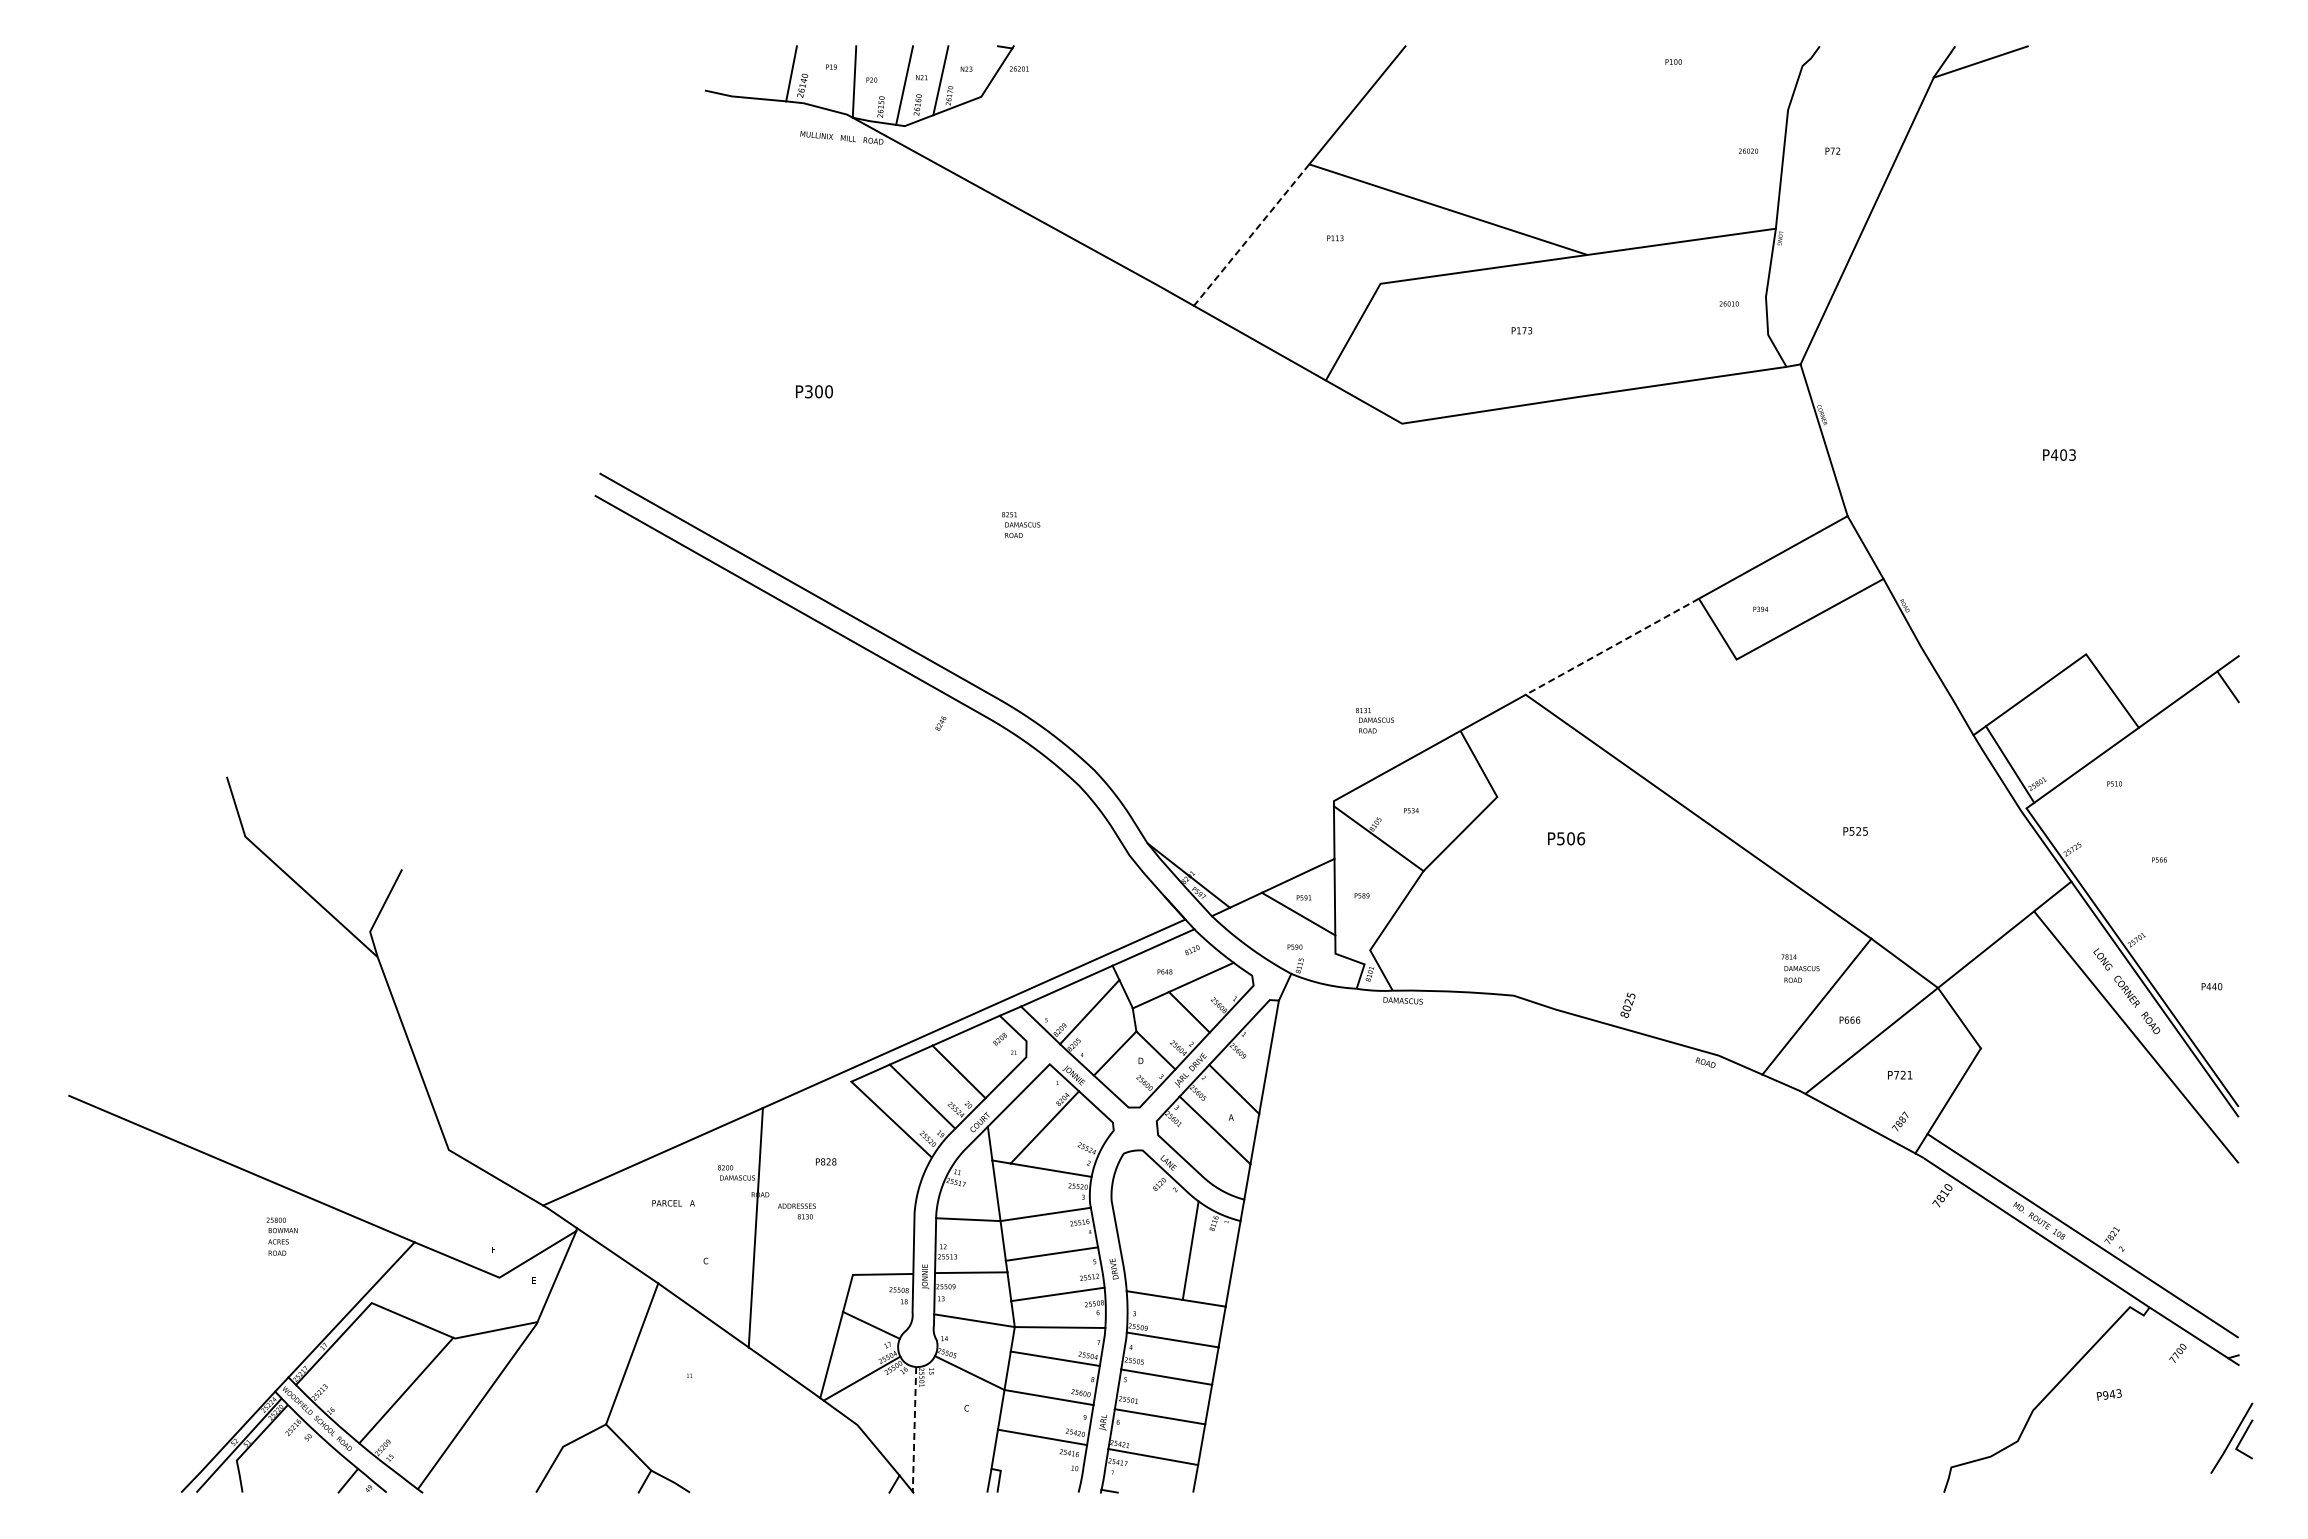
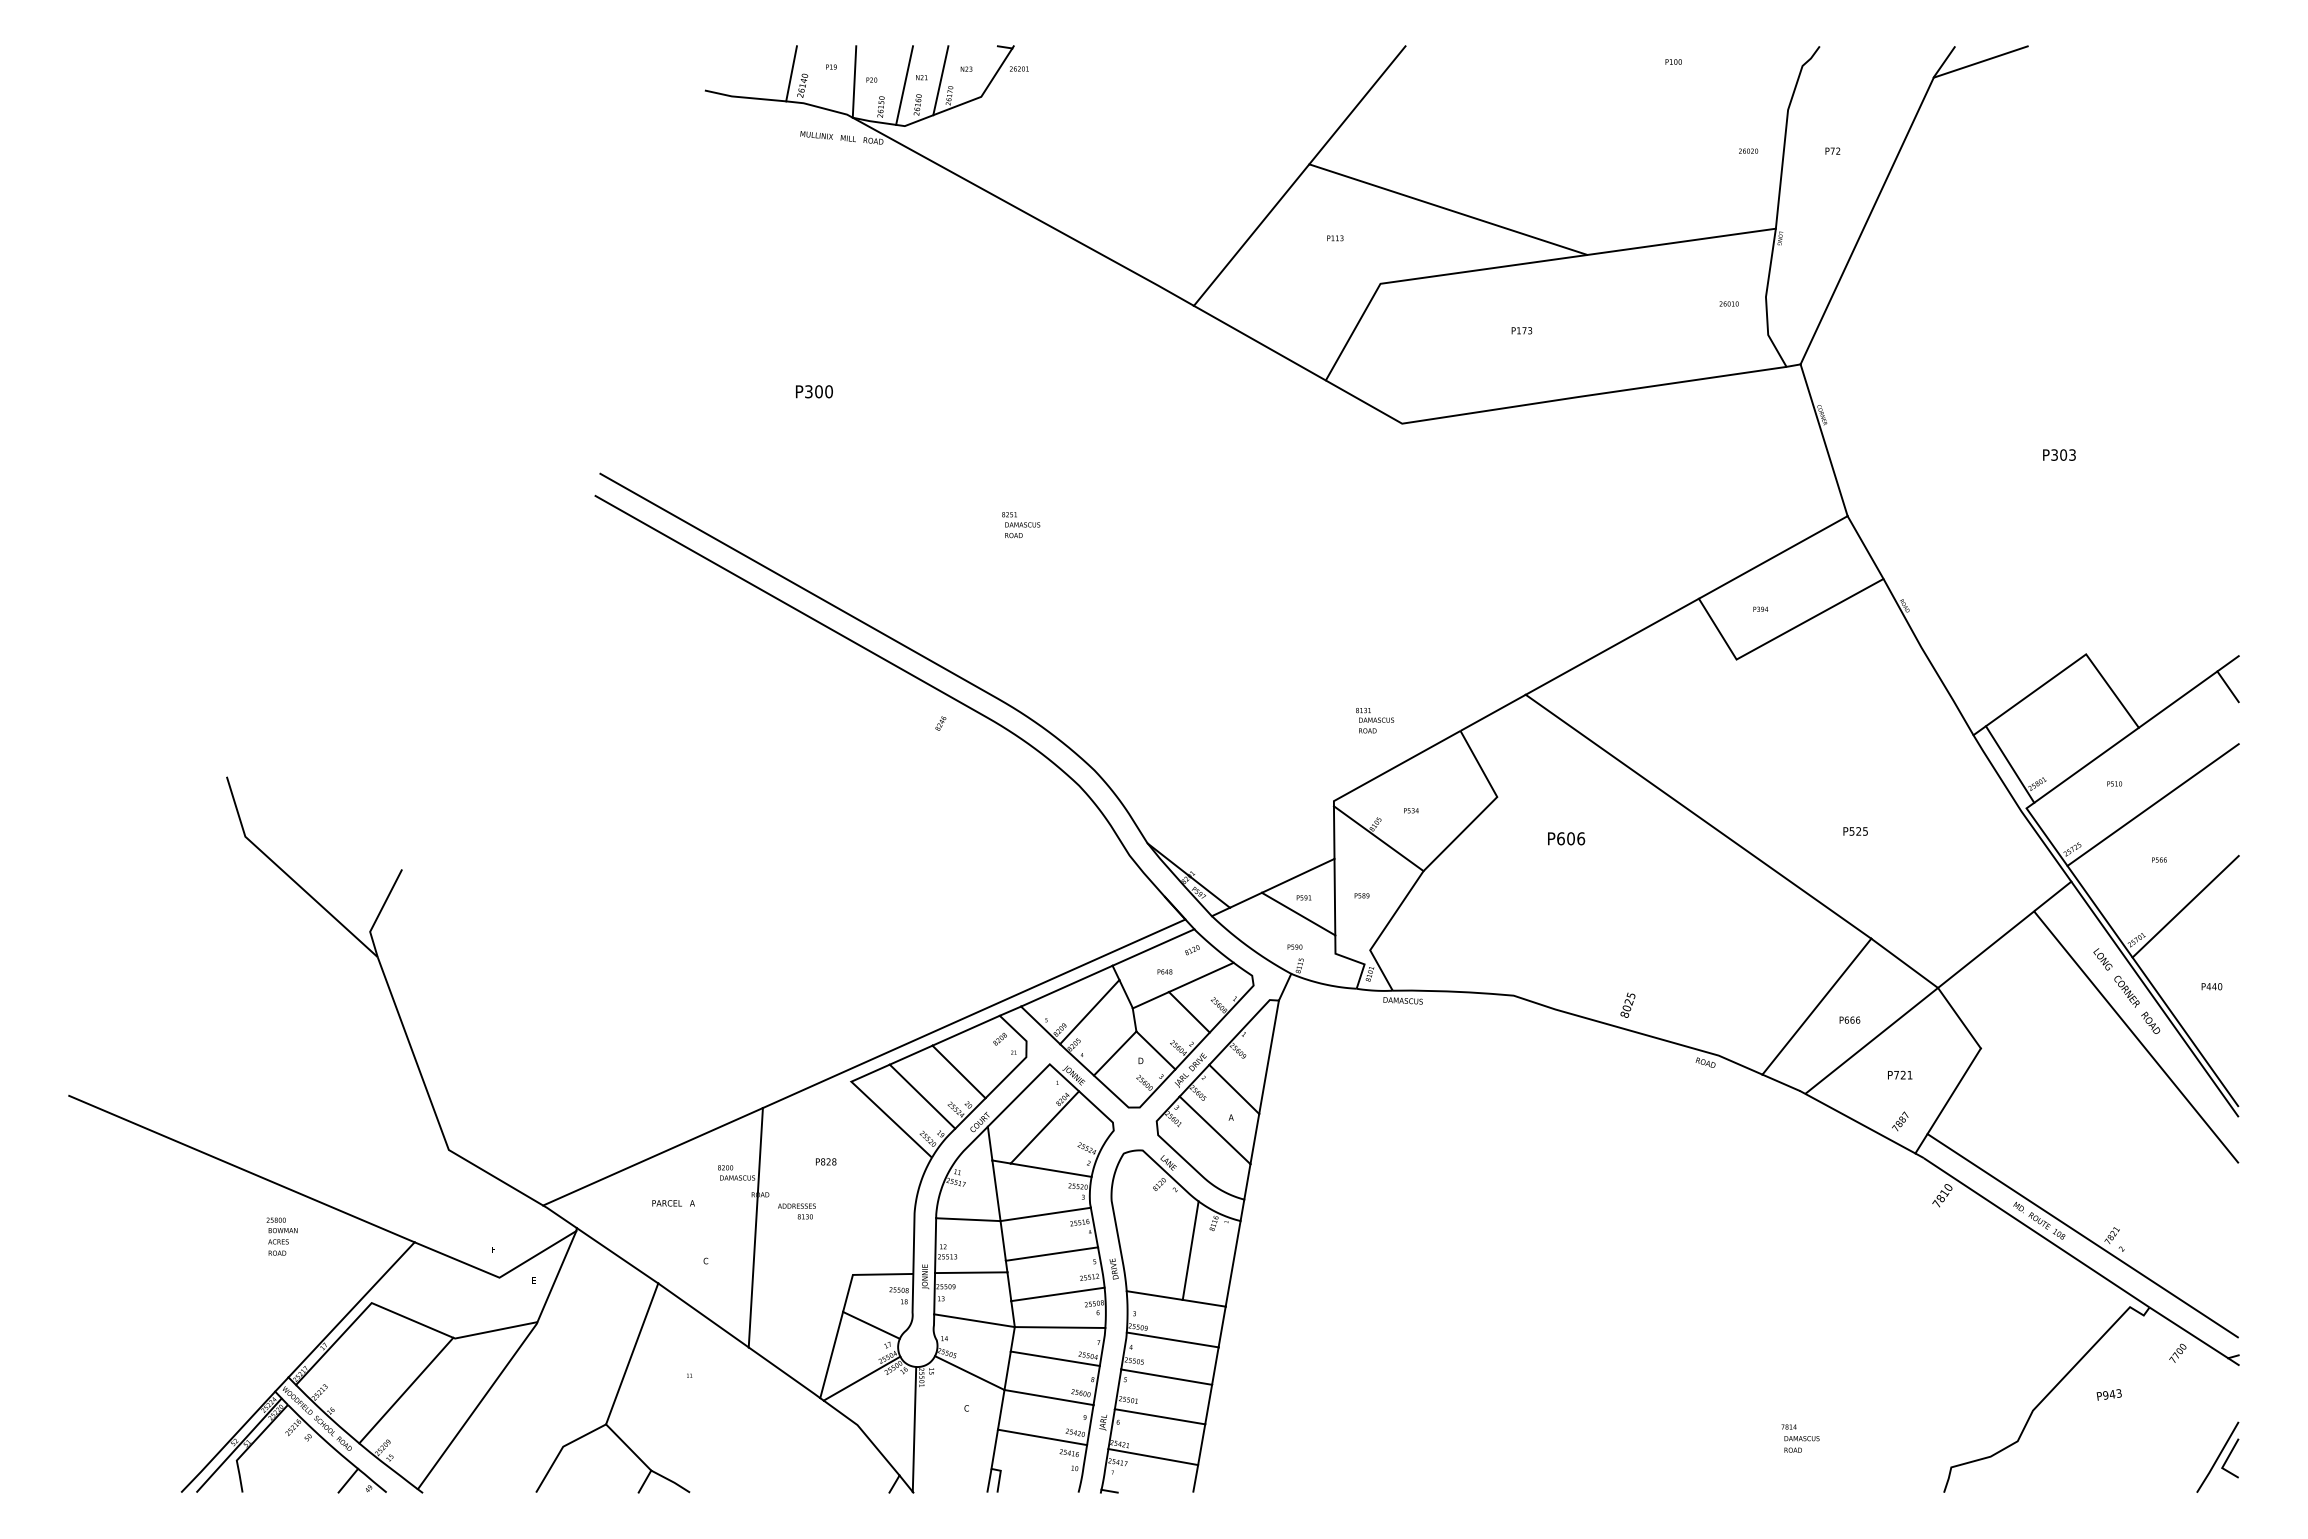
line: dashed -> solid (1251, 235)
text: P403 -> P303 (2054, 454)
line: dashed -> solid (1611, 647)
line: none -> present (2152, 804)
text: P506 -> P606 (1560, 838)
line: none -> present (2185, 906)
text position: (1800, 968) -> (1800, 1438) (1800, 1438)
line: dashed -> solid (914, 1429)
part position: (2231, 1437) -> (2217, 1456) (2217, 1456)
